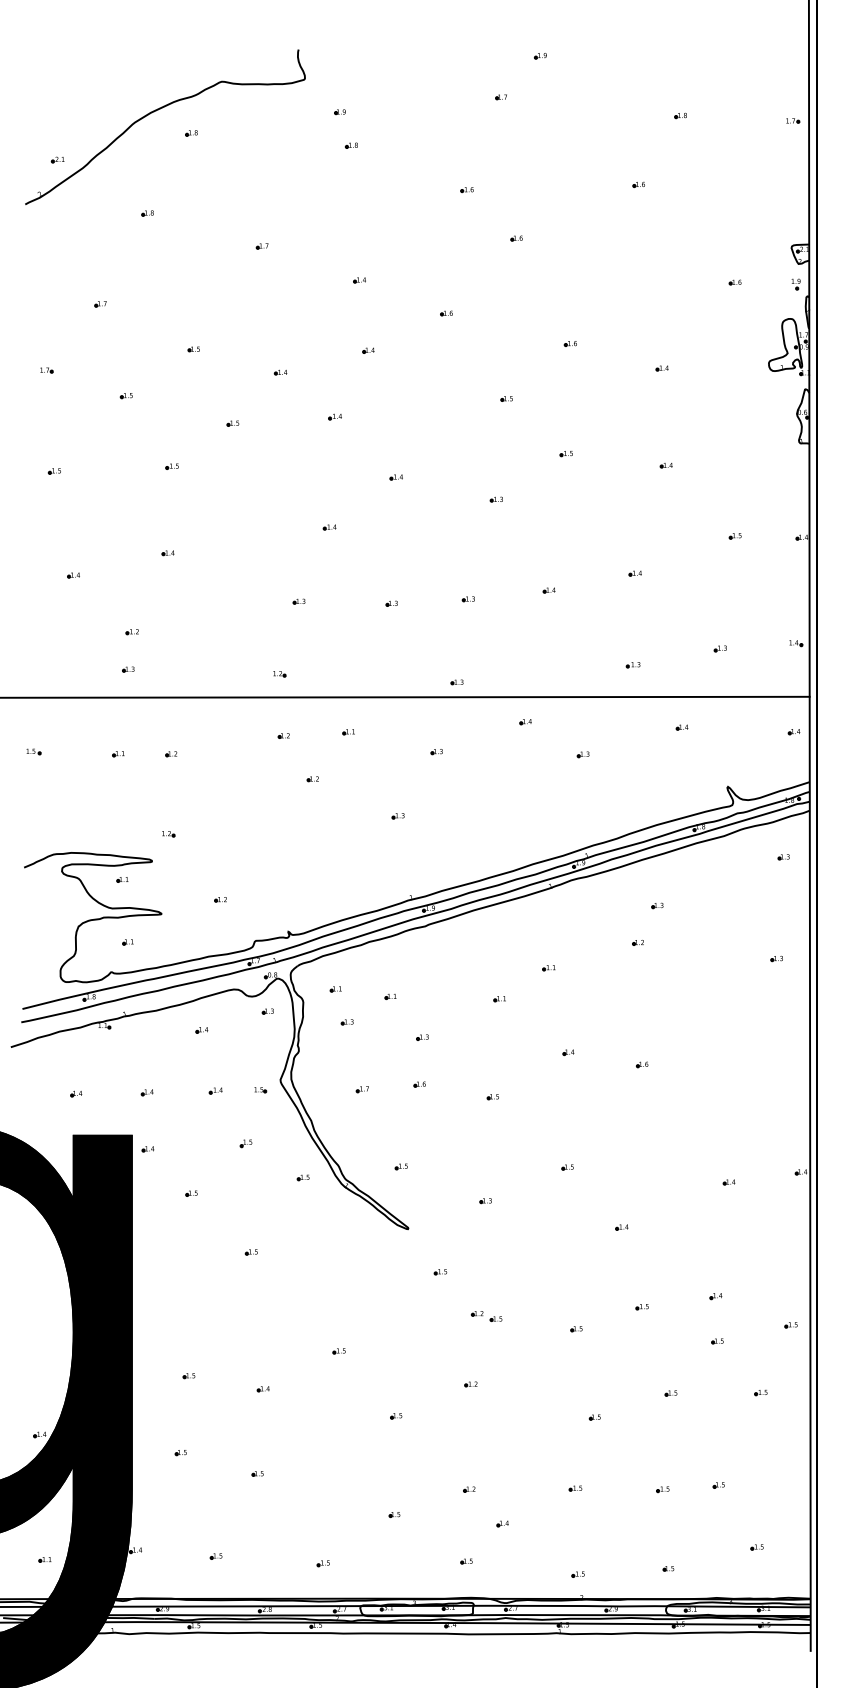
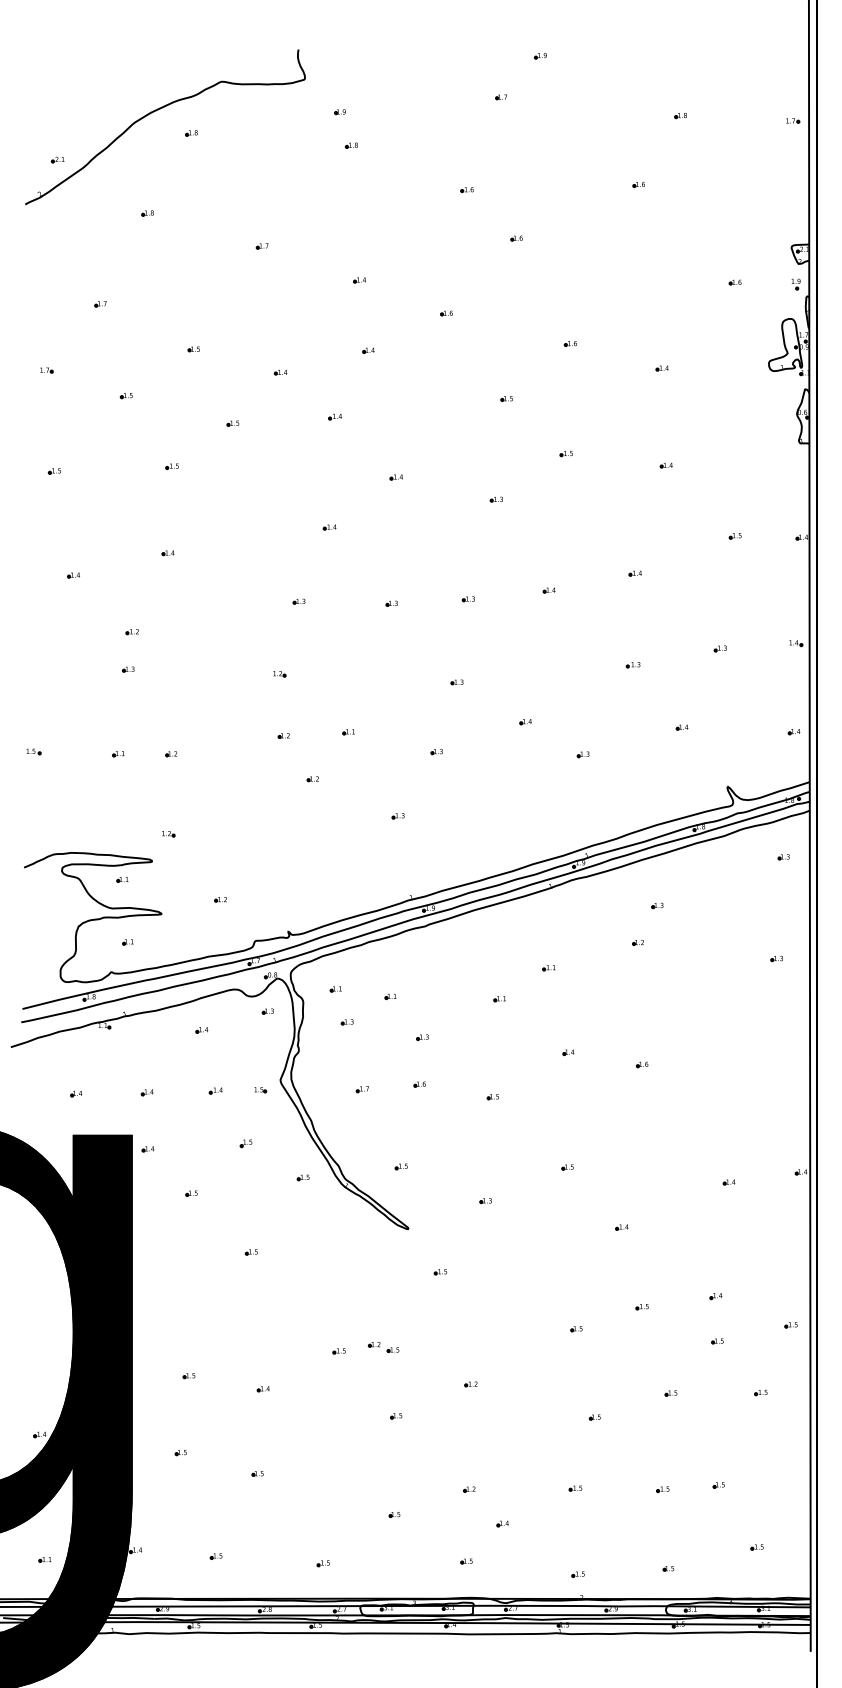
line: present -> none (405, 696)
part position: (486, 1316) -> (383, 1347) (383, 1347)
